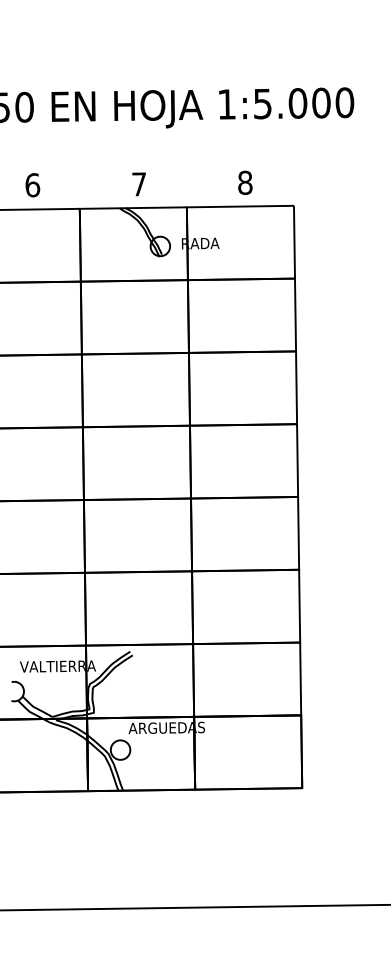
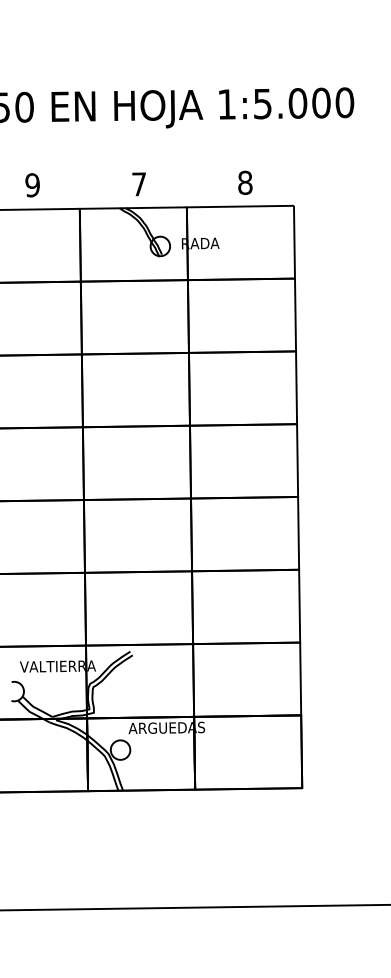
text: 6 -> 9 (32, 185)
